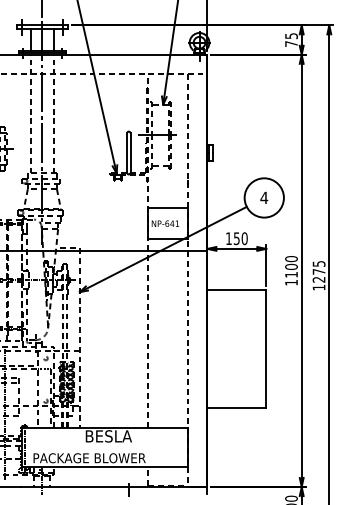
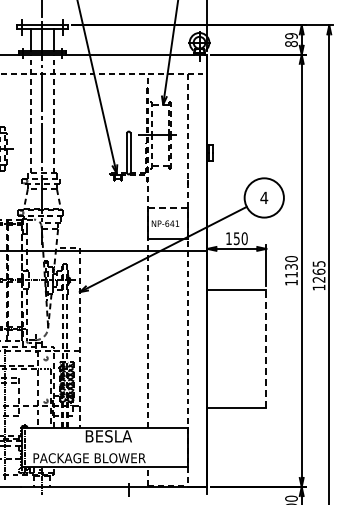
text: 75 -> 89 (291, 40)
line: solid -> dashed (168, 208)
text: 1100 -> 1130 (291, 266)
text: 1275 -> 1265 (318, 271)
line: solid -> dashed (266, 348)
